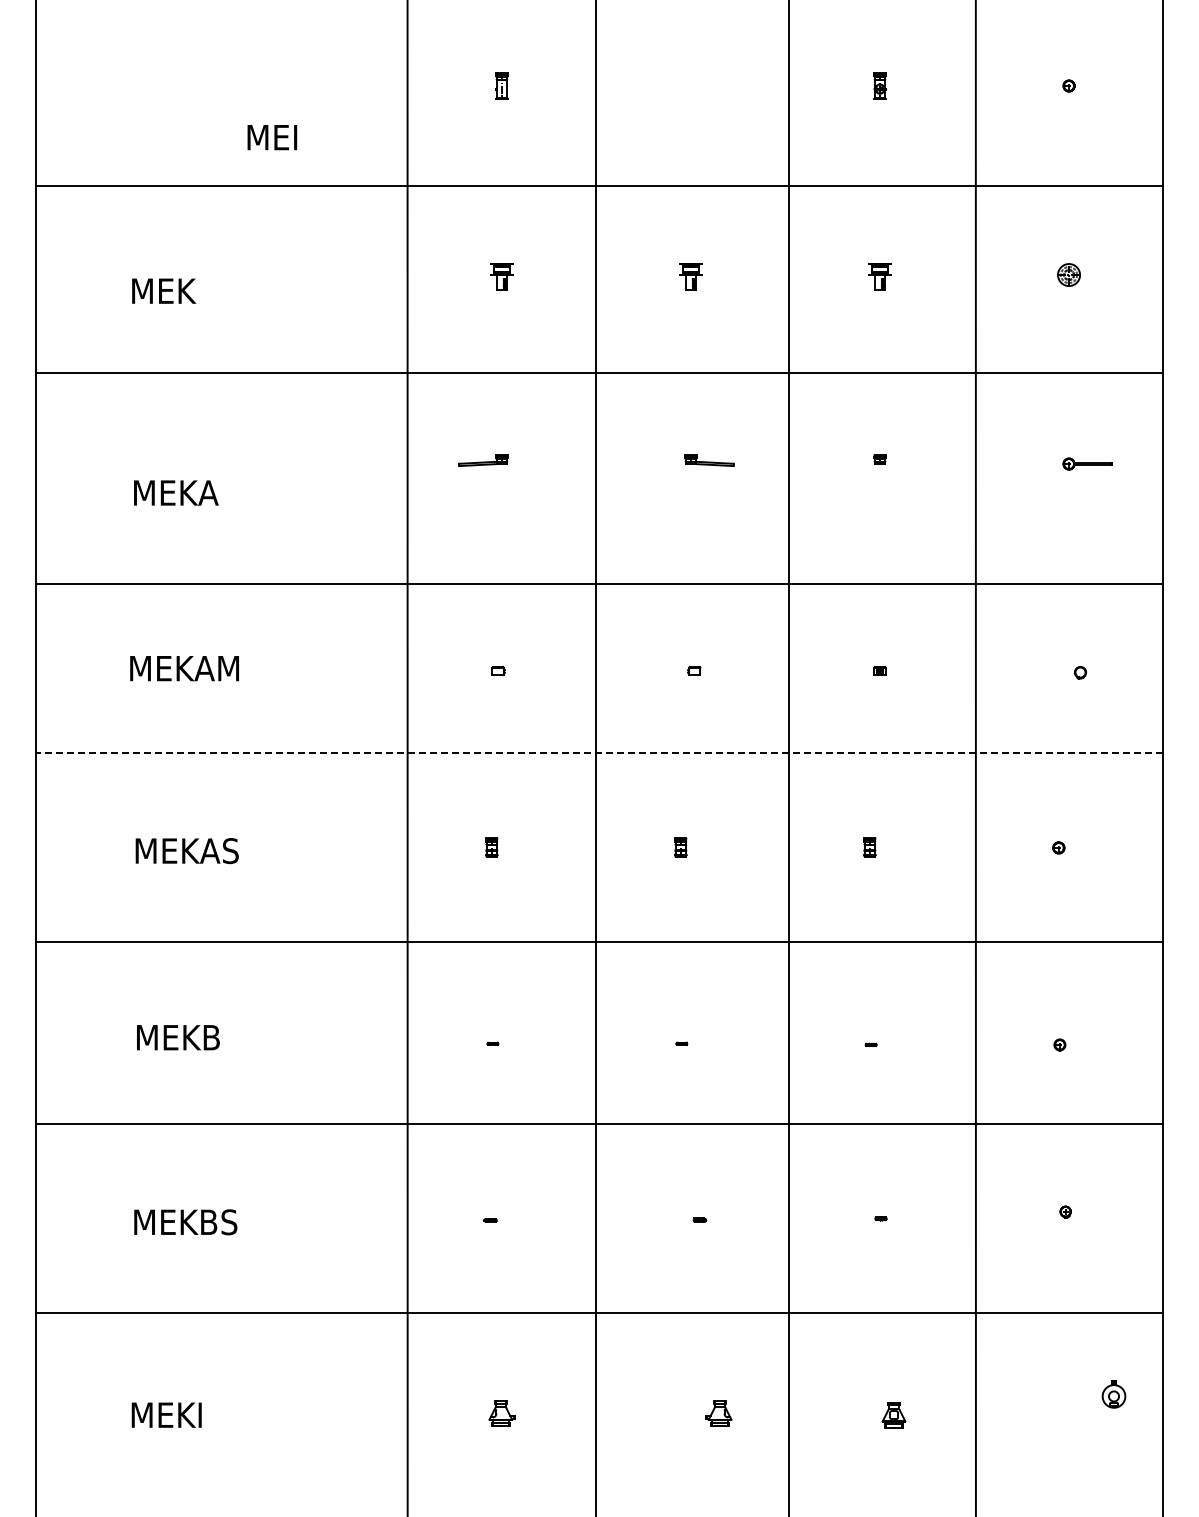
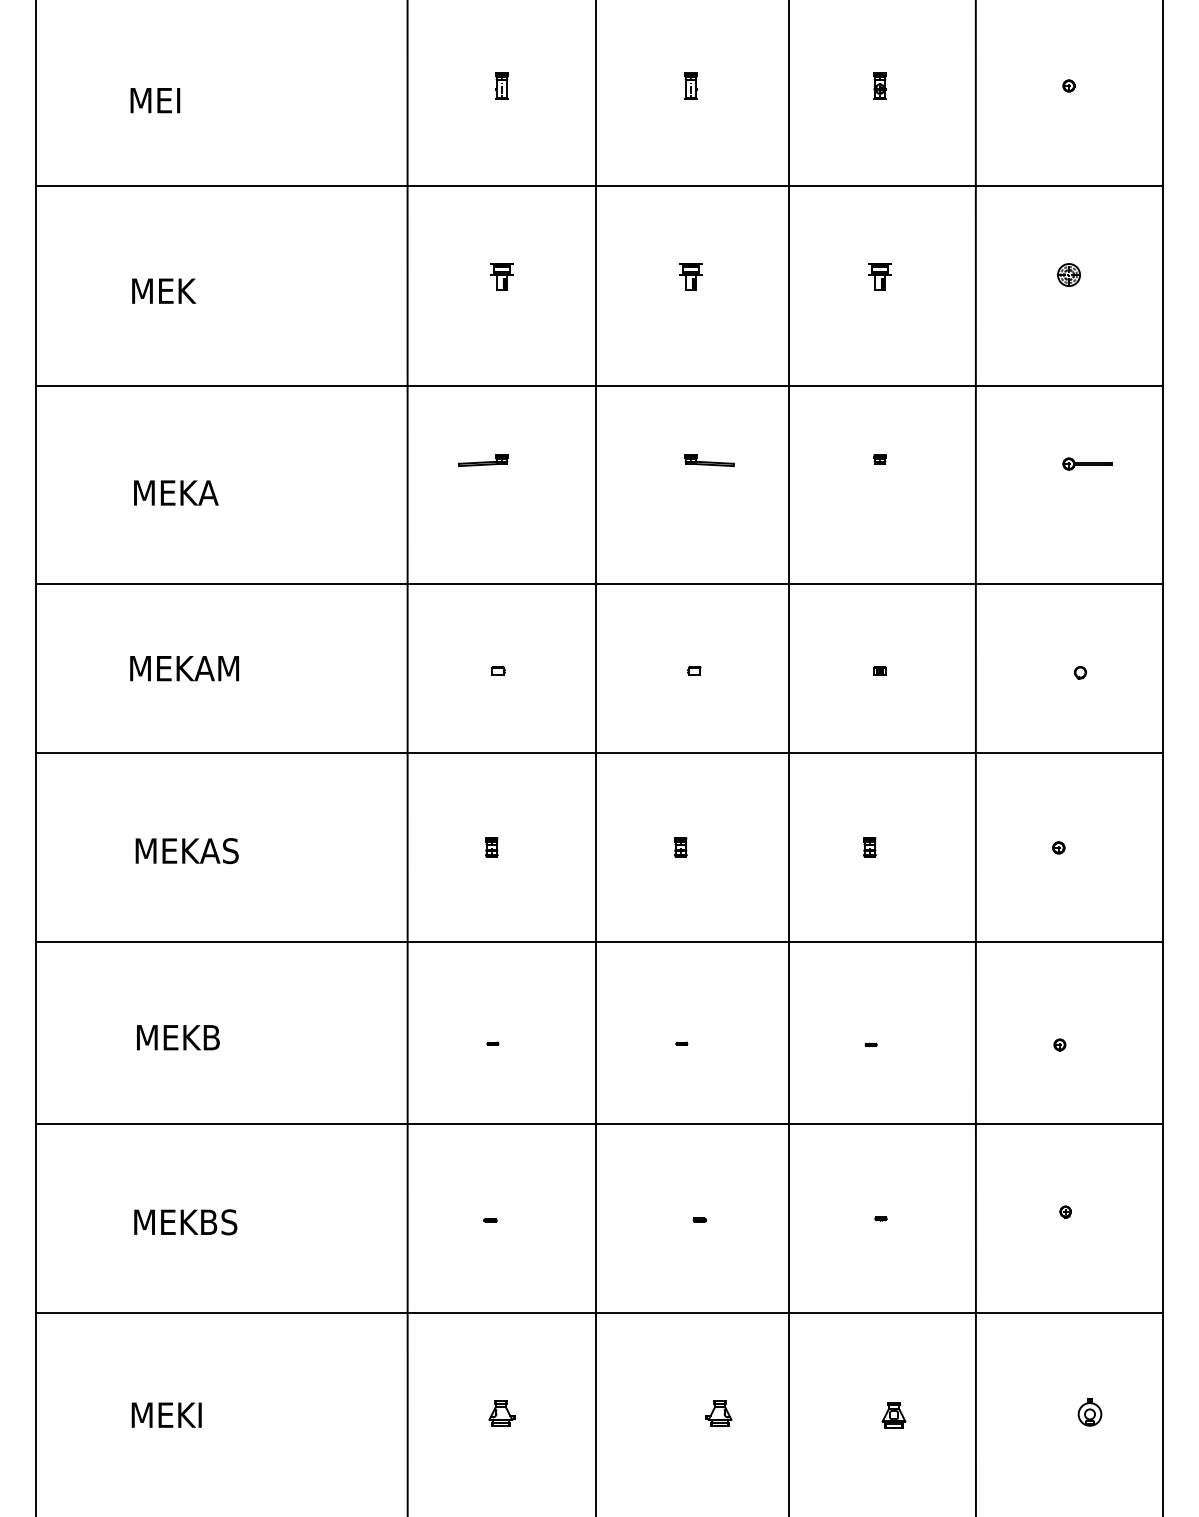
part: none -> present (690, 85)
text position: (272, 137) -> (155, 100) (155, 100)
line position: (599, 372) -> (599, 385) (599, 385)
line: dashed -> solid (599, 752)
part position: (1113, 1394) -> (1089, 1412) (1089, 1412)
